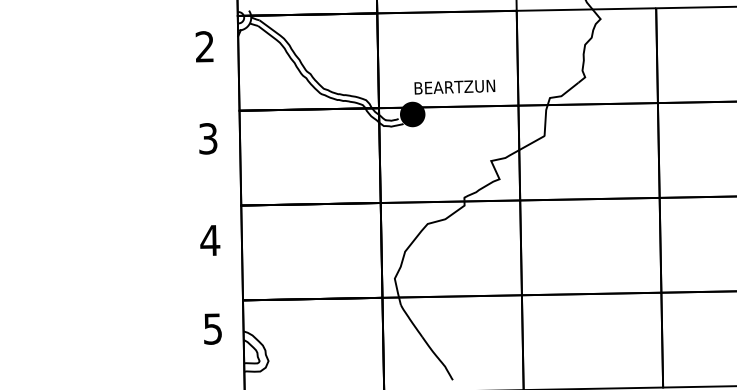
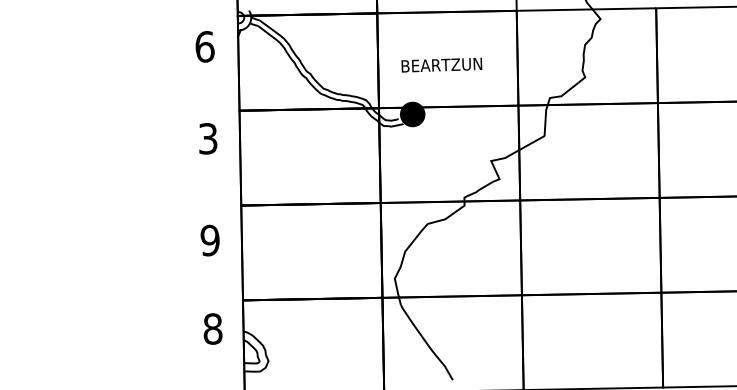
text: 2 -> 6 (204, 46)
text position: (454, 86) -> (441, 64) (441, 64)
text: 4 -> 9 (210, 240)
text: 5 -> 8 (212, 328)
